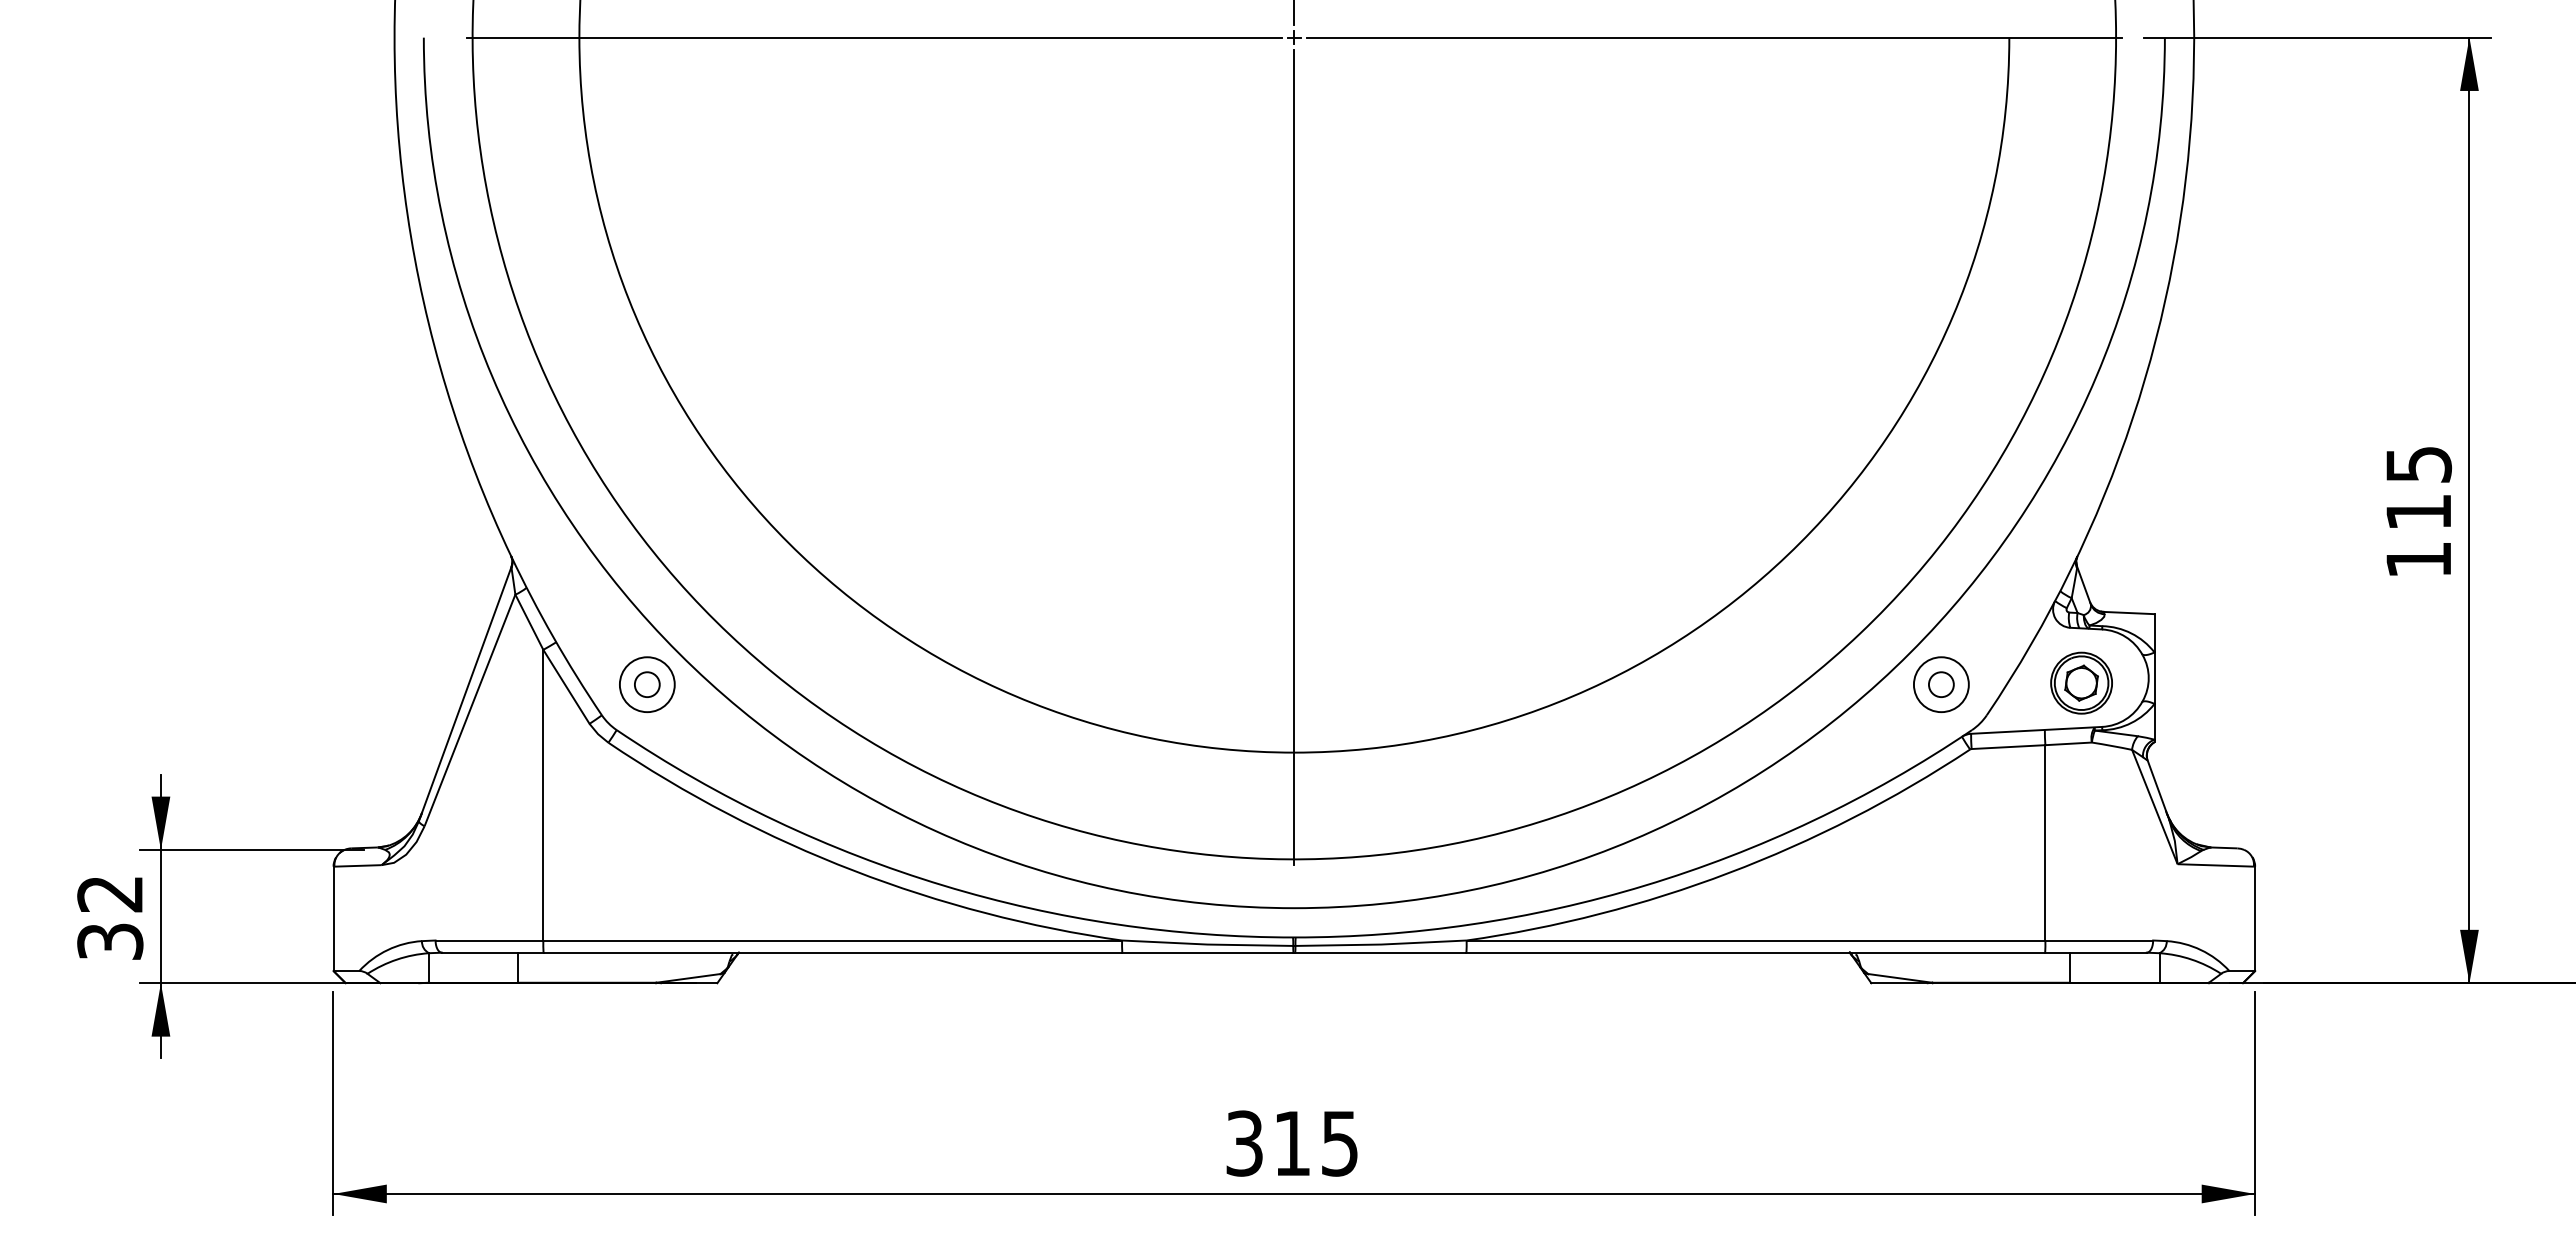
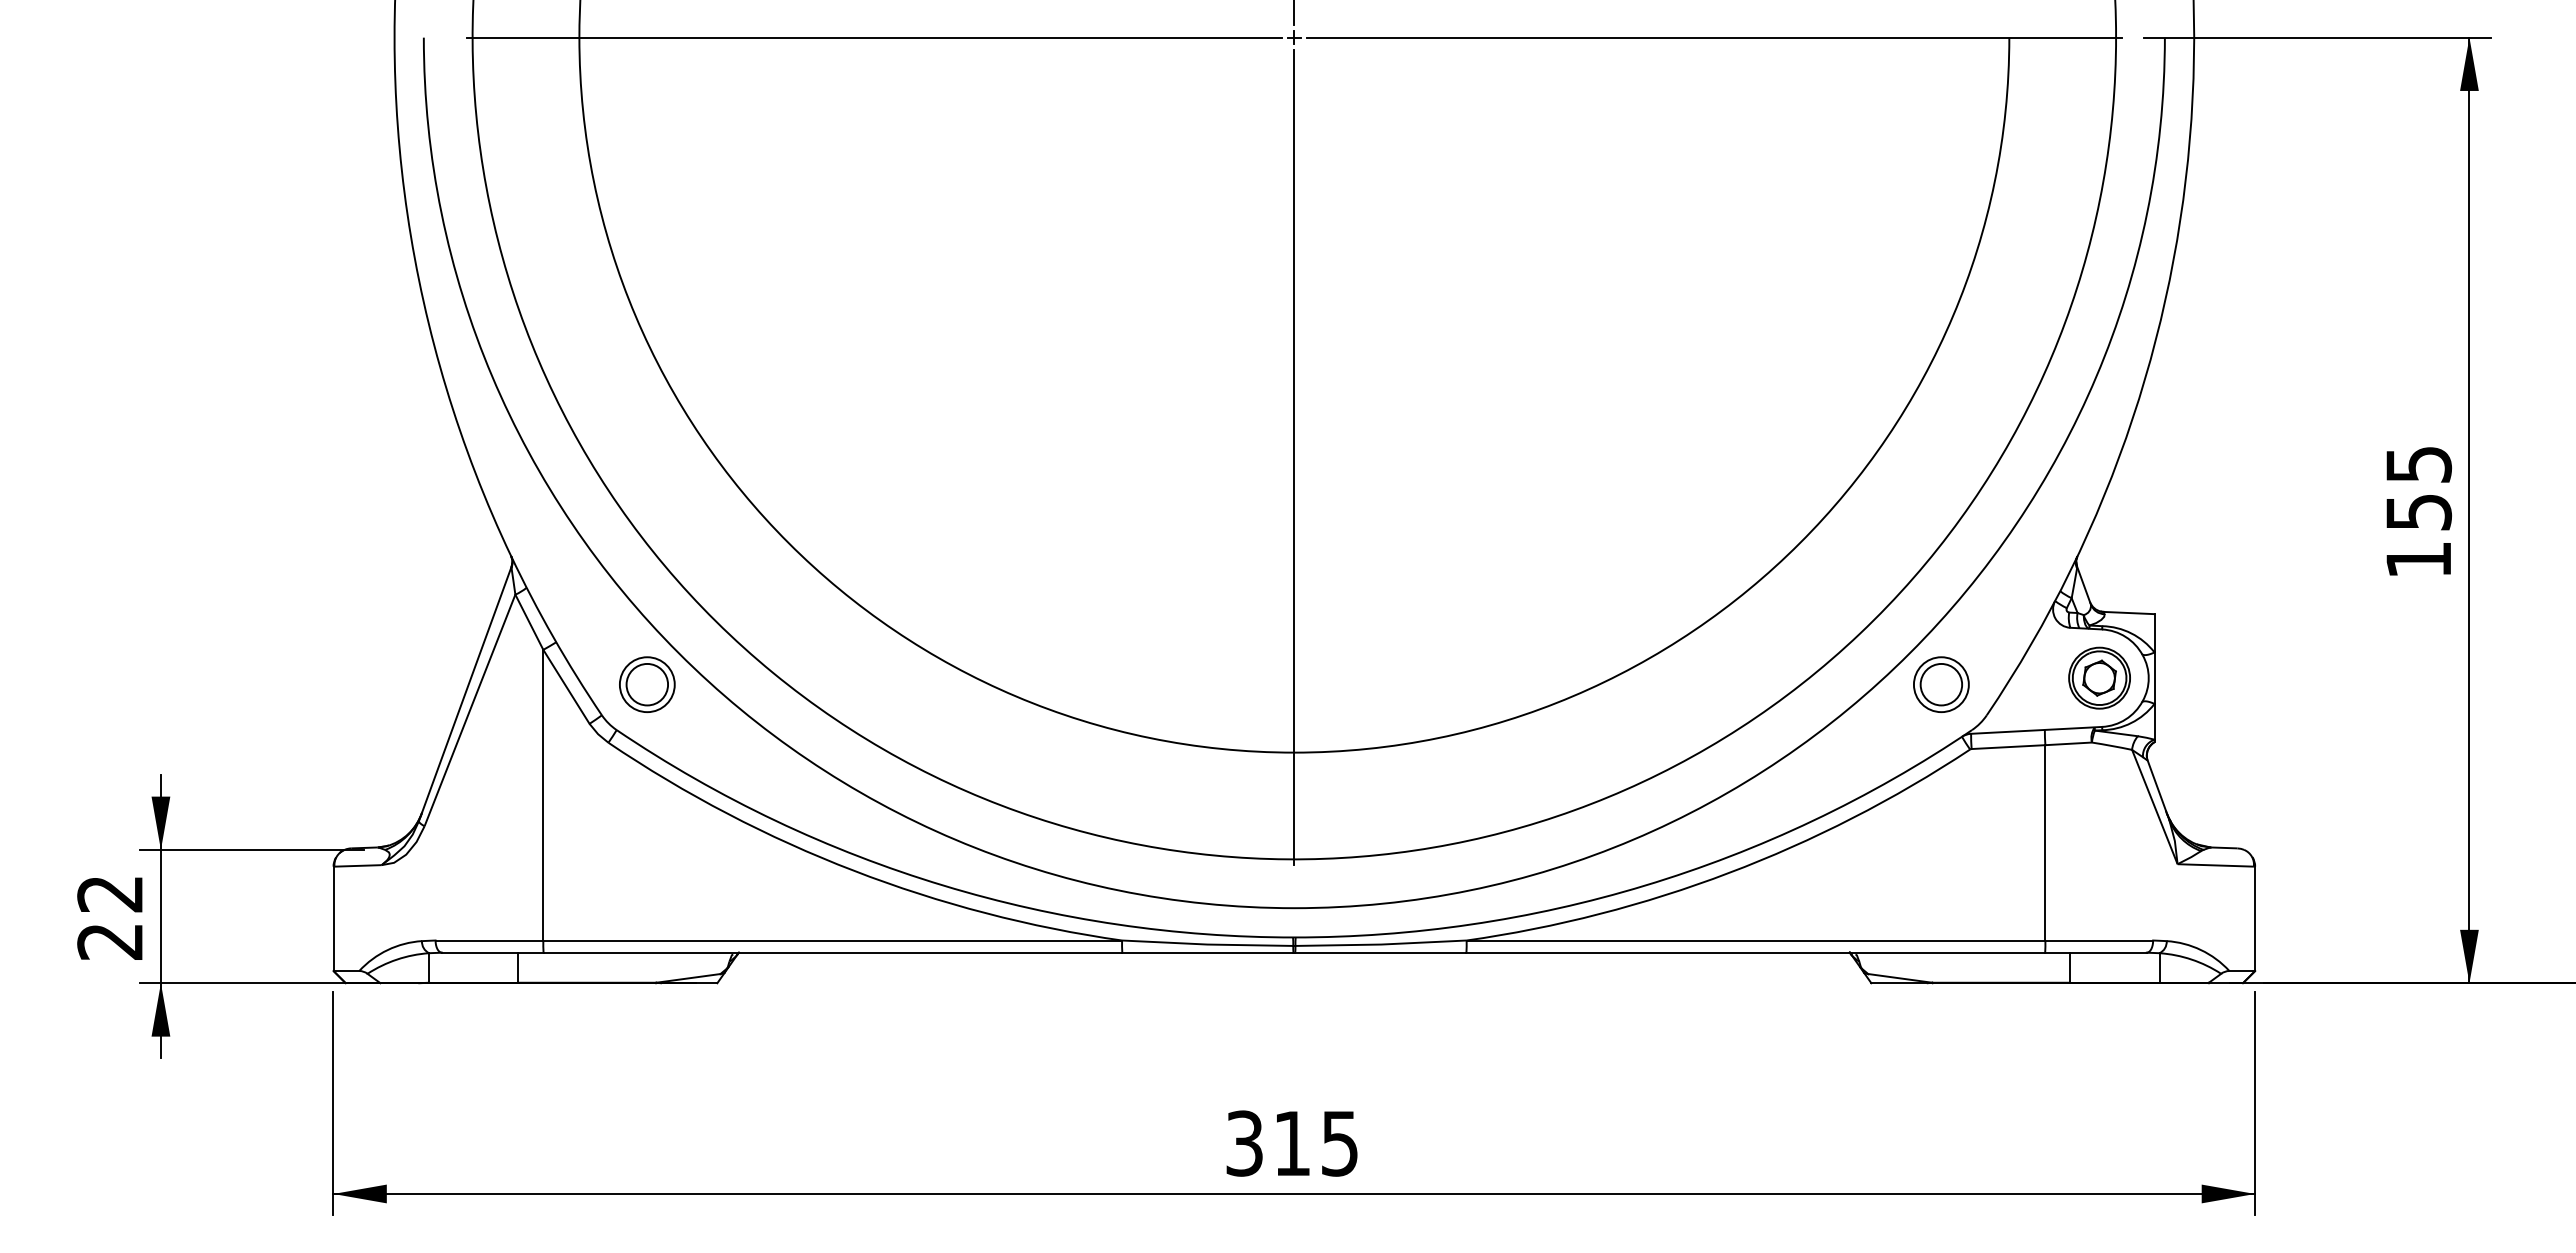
text: 115 -> 155 (2419, 512)
part position: (2081, 682) -> (2099, 677) (2099, 677)
circle diameter: 25 px -> 41 px (647, 684)
circle diameter: 25 px -> 41 px (1941, 684)
text: 32 -> 22 (110, 941)
